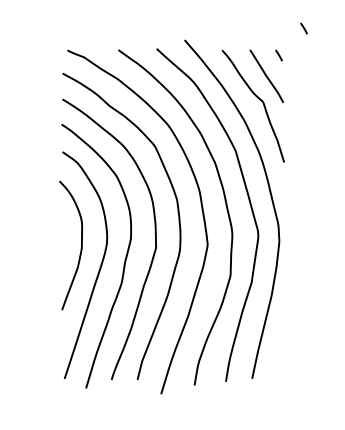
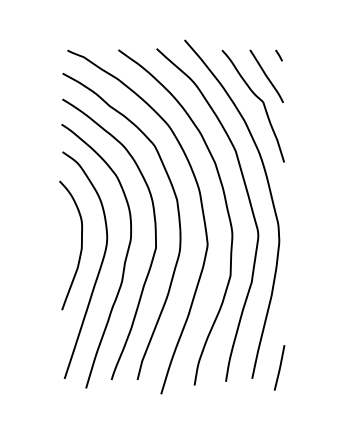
curve: present -> none (303, 28)
line: none -> present (279, 367)
